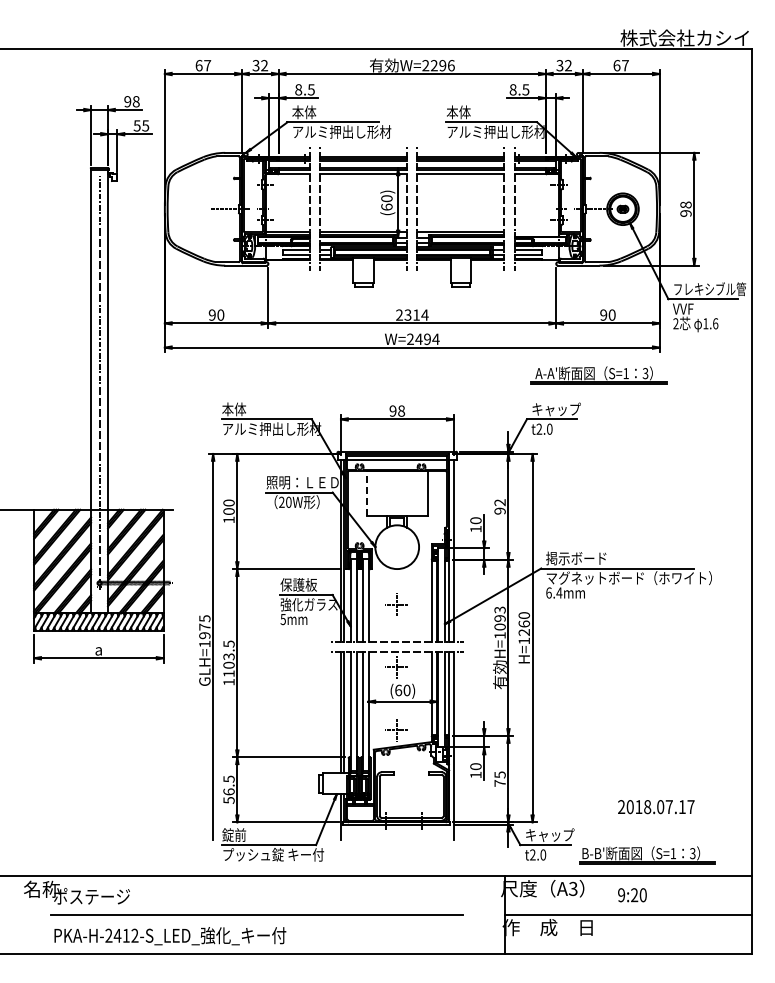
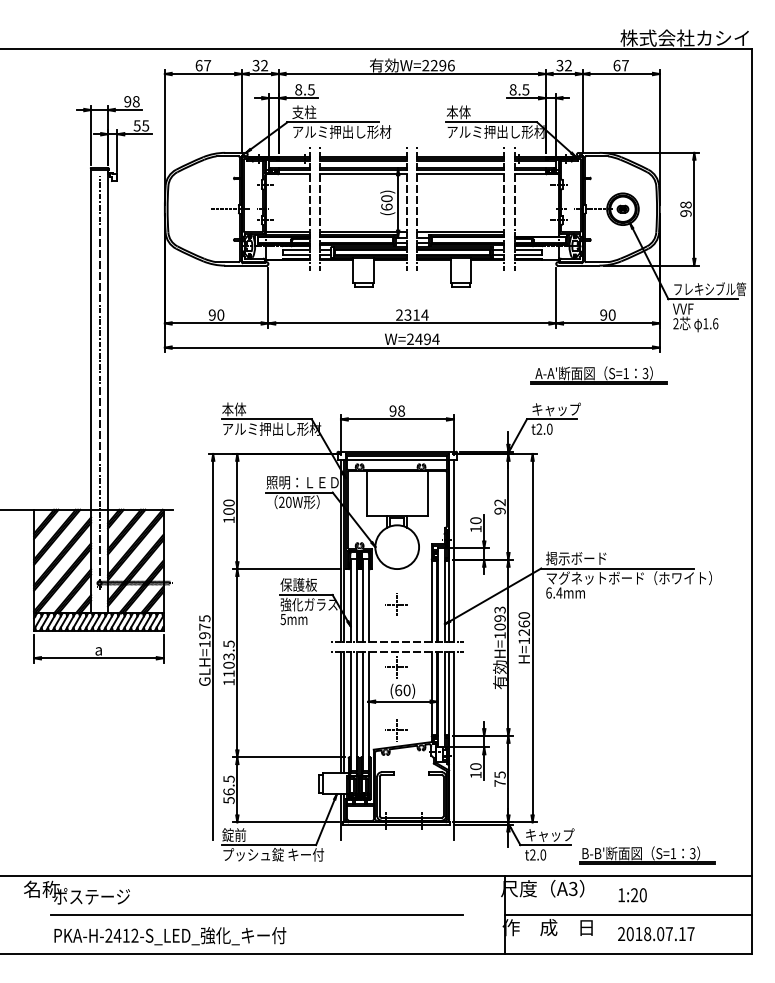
text: 本体 -> 支柱 (304, 112)
line: dashed -> solid (366, 493)
text position: (656, 807) -> (656, 934) (656, 934)
text: 9:20 -> 1:20 (621, 895)
